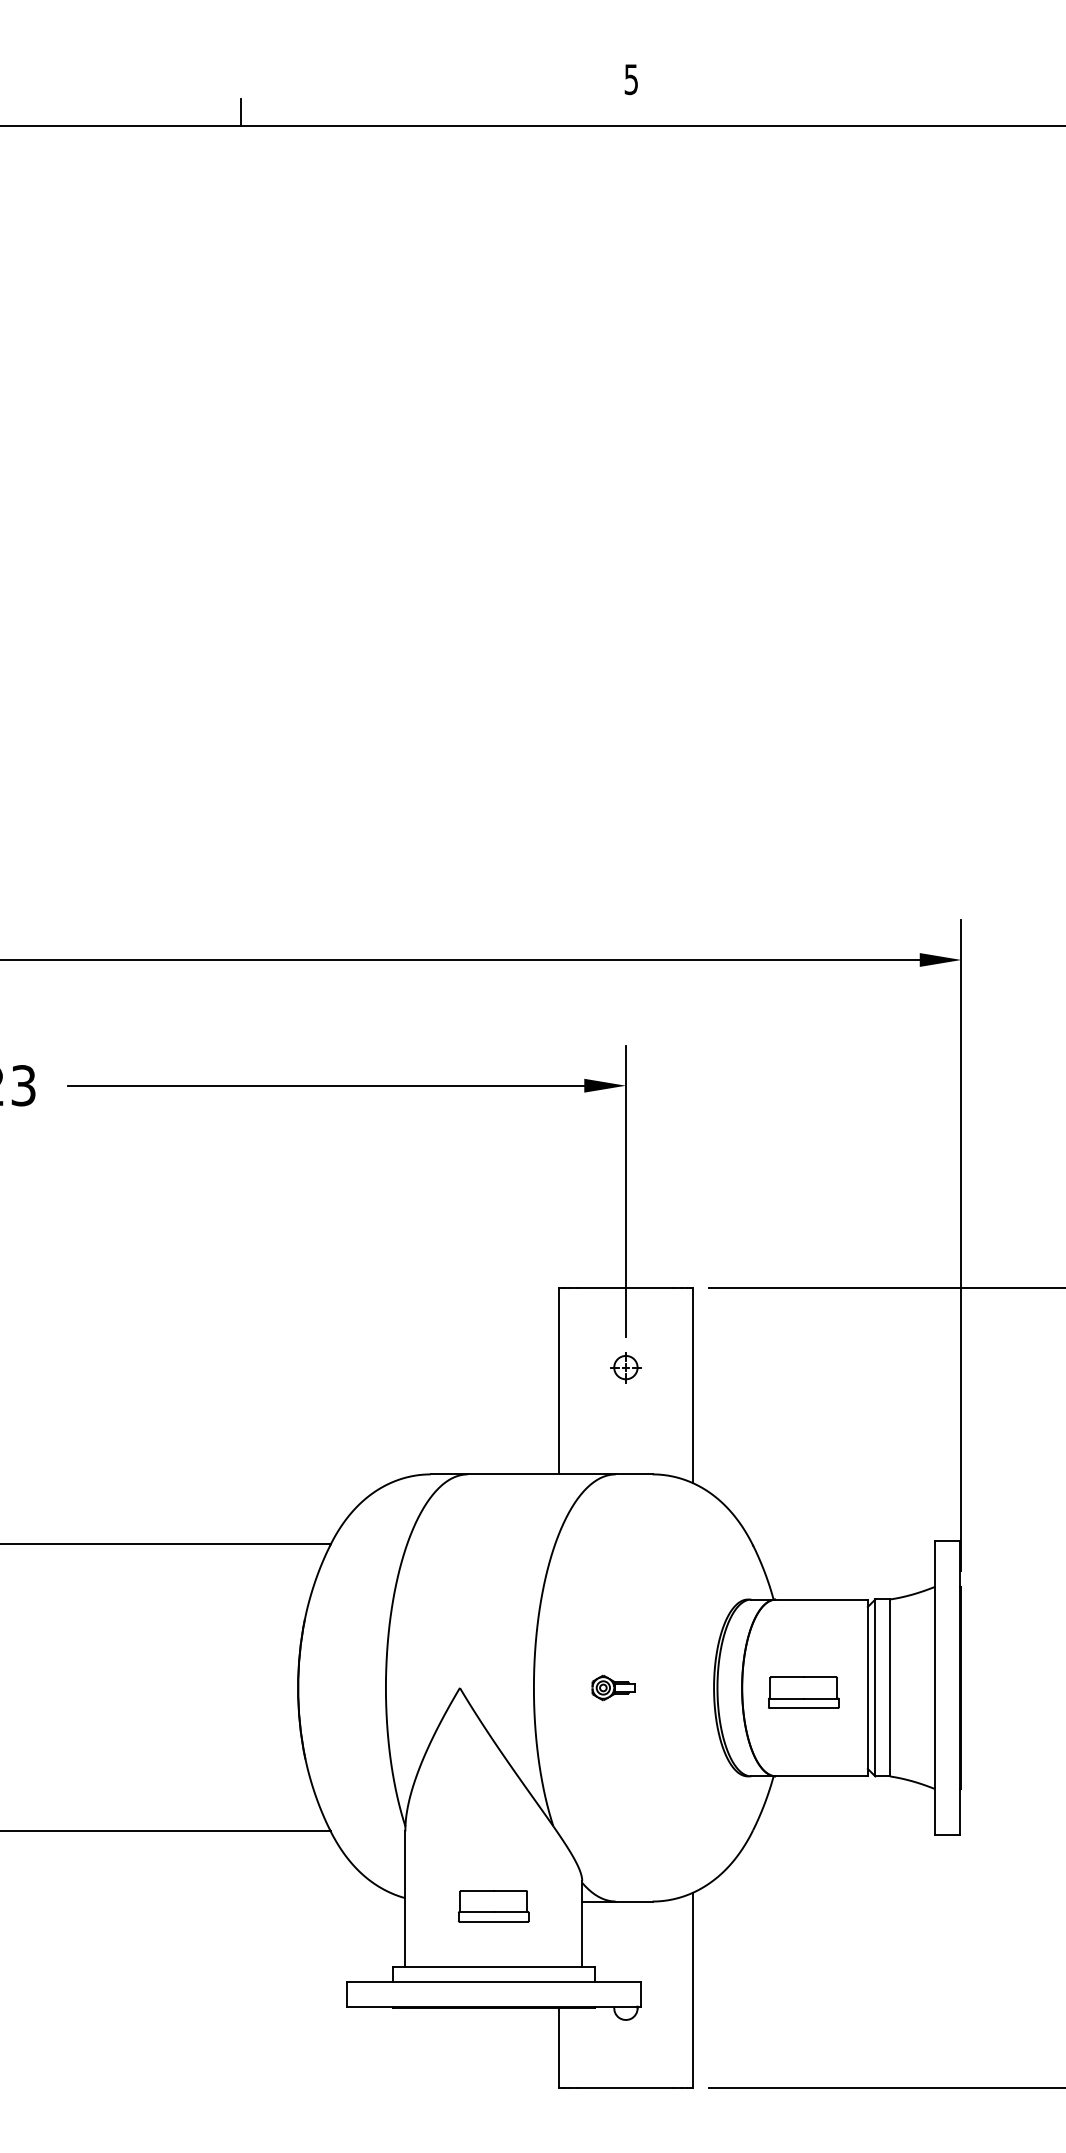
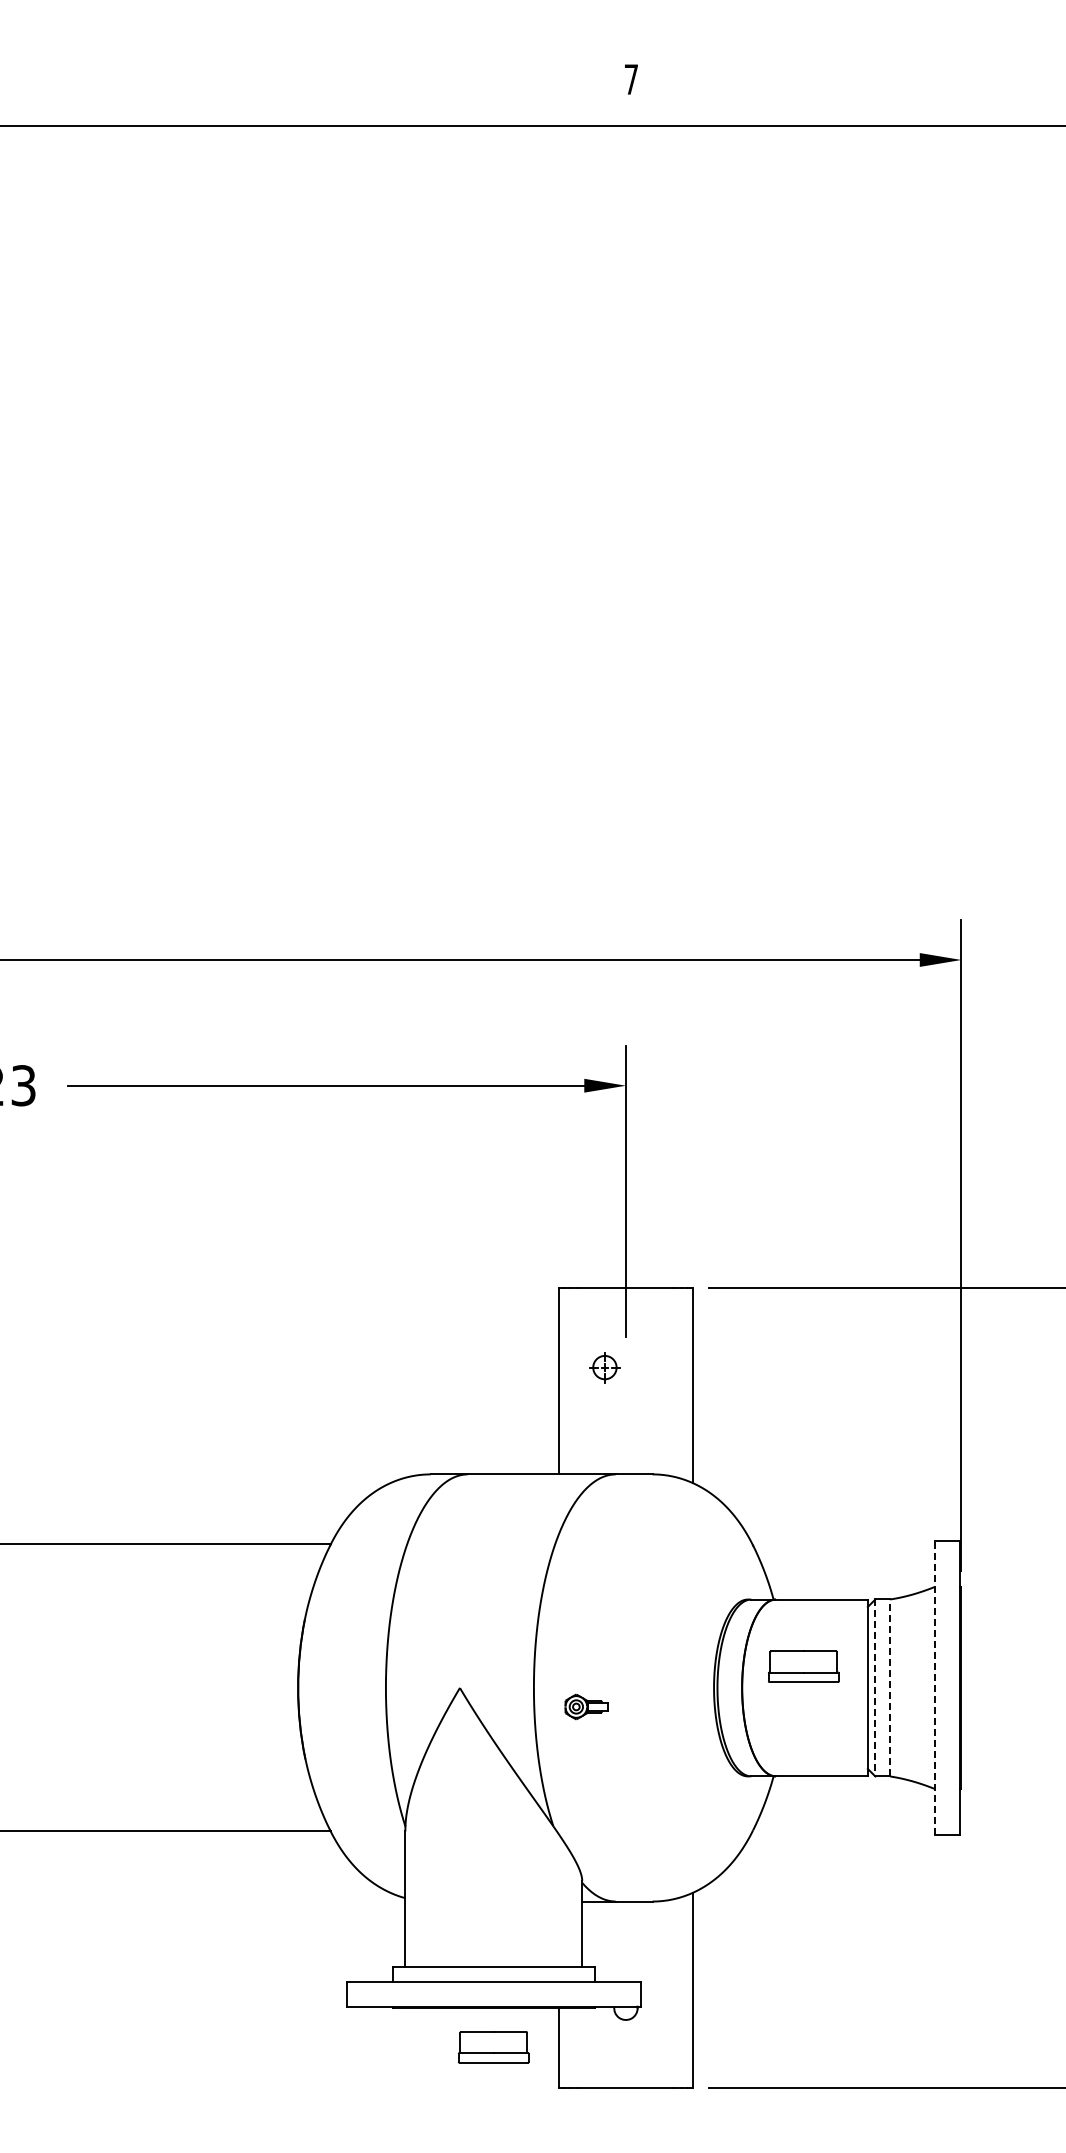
text: 5 -> 7 (630, 79)
line: present -> none (241, 111)
part position: (625, 1367) -> (604, 1367) (604, 1367)
part position: (613, 1687) -> (586, 1706) (586, 1706)
line: solid -> dashed (890, 1687)
line: solid -> dashed (934, 1687)
line: solid -> dashed (875, 1688)
part position: (803, 1692) -> (803, 1666) (803, 1666)
part position: (493, 1906) -> (493, 2047) (493, 2047)
